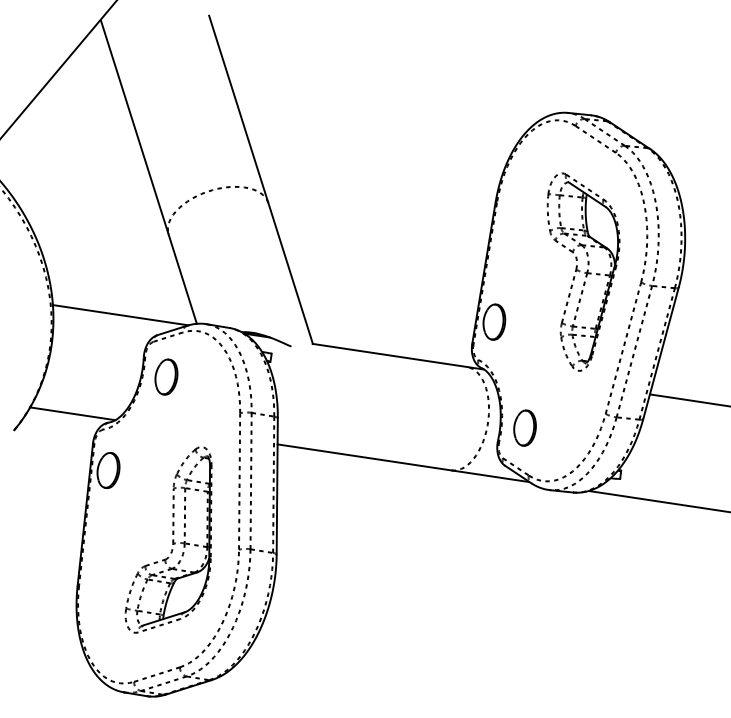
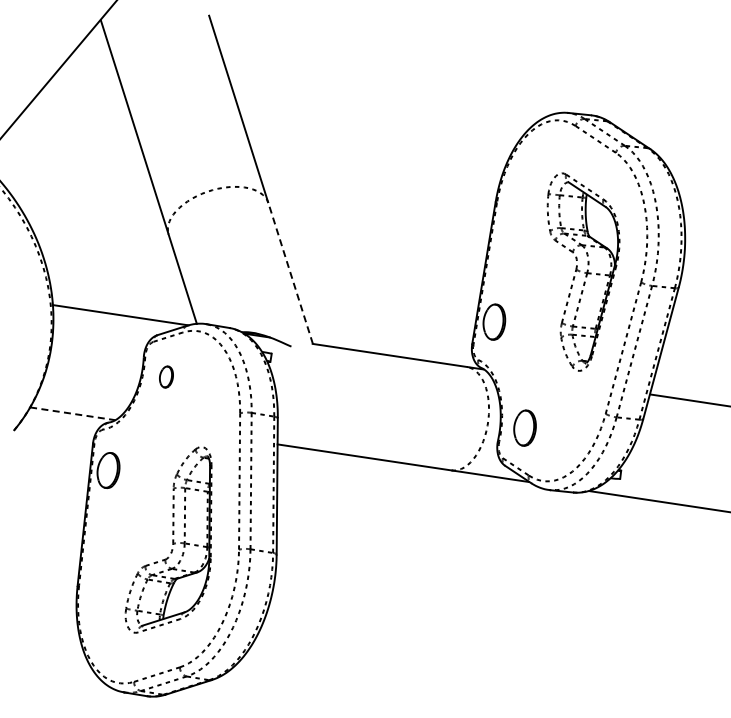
line: solid -> dashed (290, 273)
part size: 25x38 px -> 15x24 px (166, 376)
line: solid -> dashed (73, 413)
